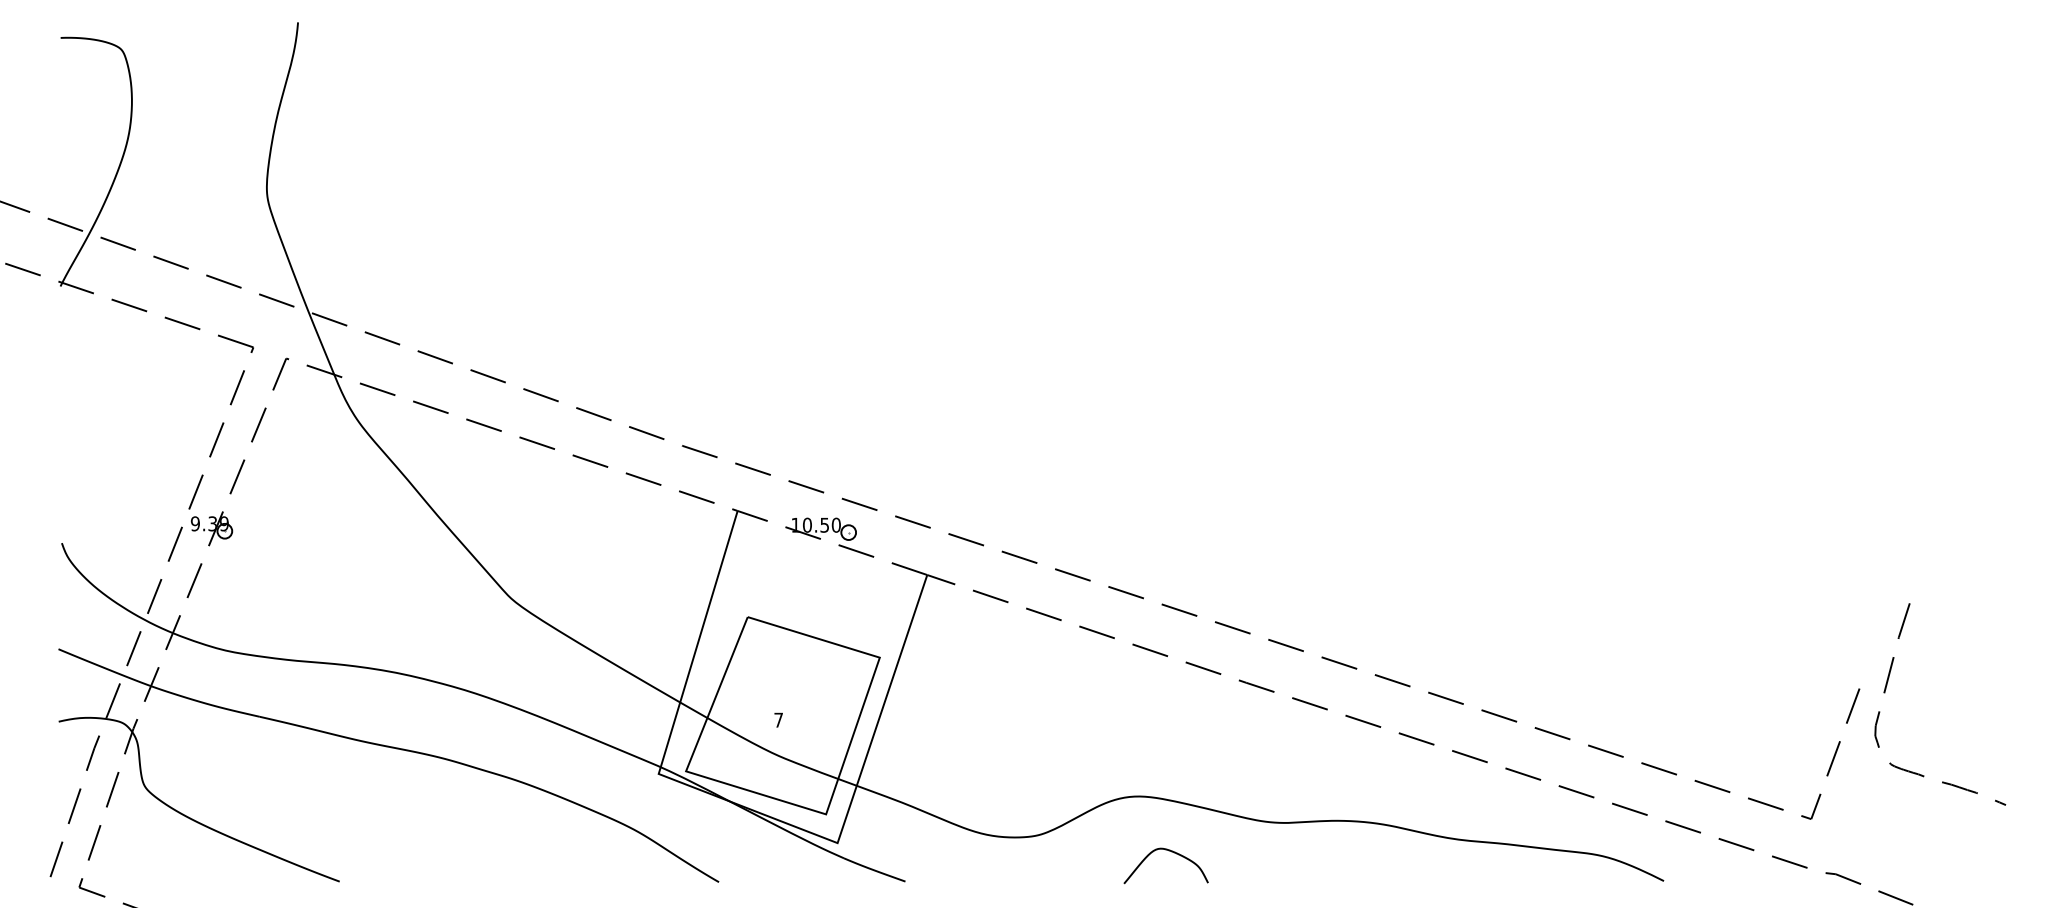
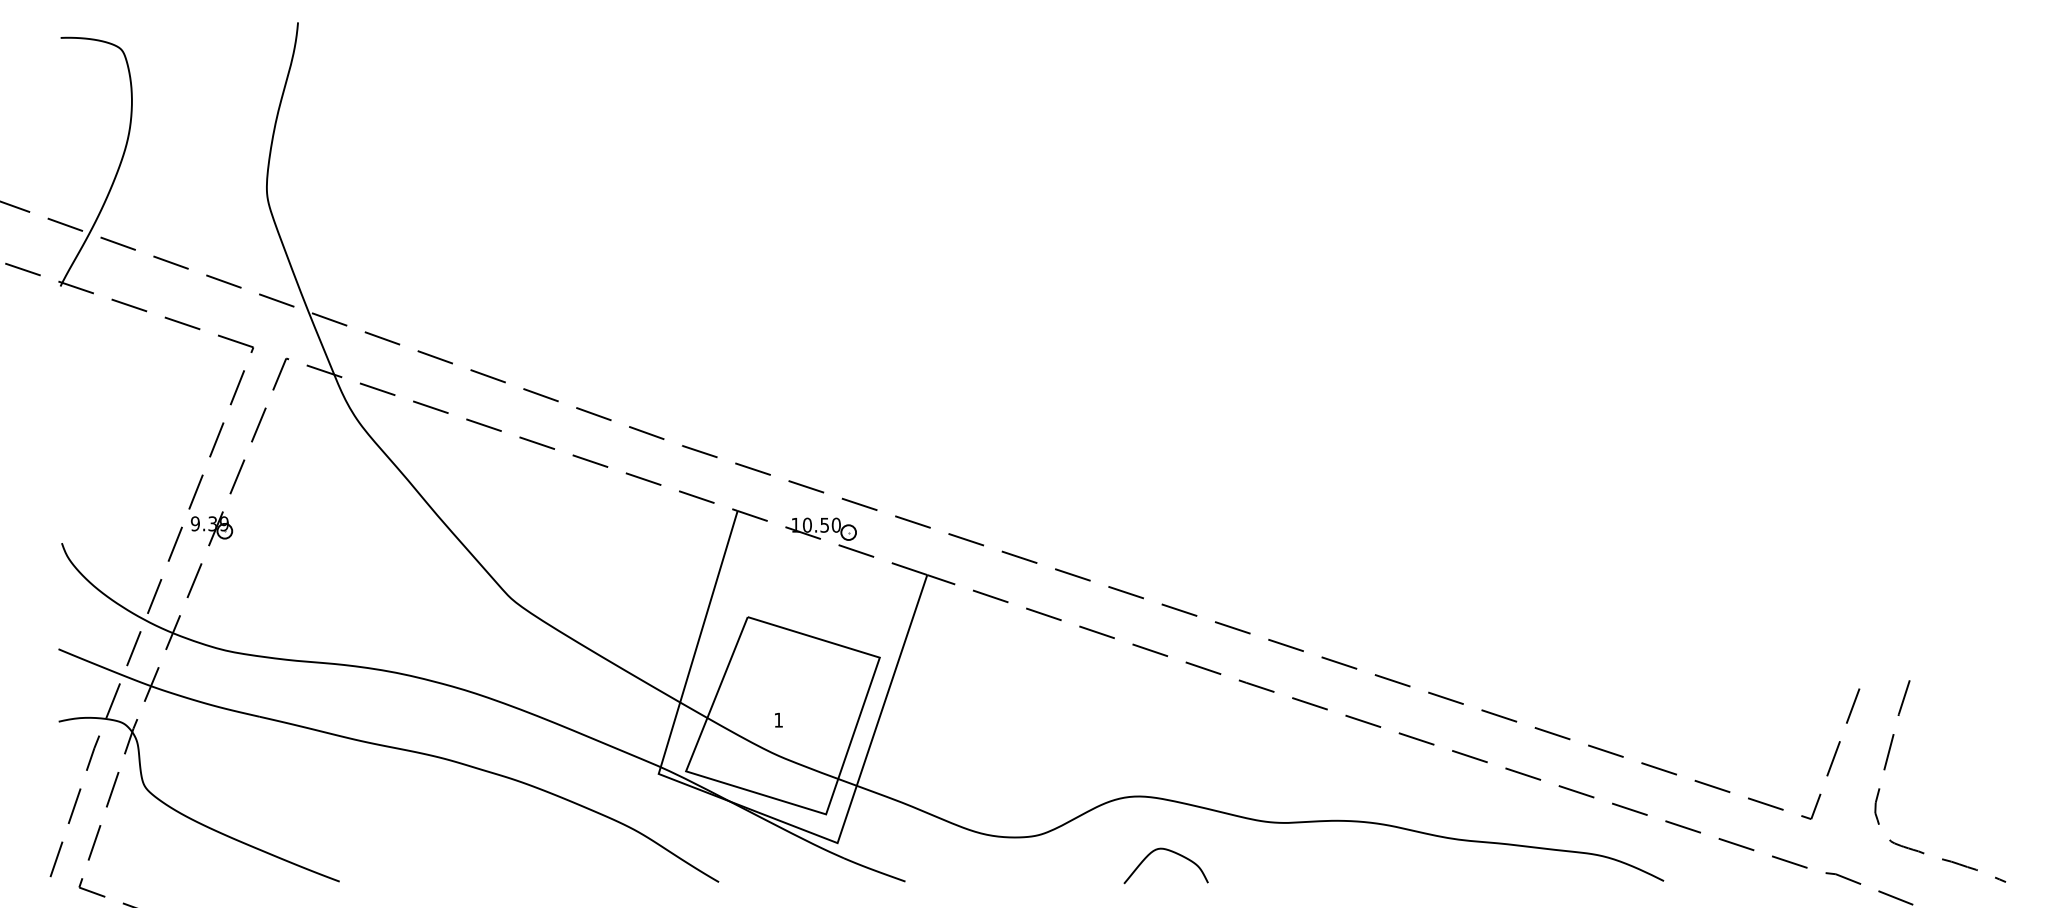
curve position: (1886, 689) -> (1886, 766) (1886, 766)
text: 7 -> 1 (778, 719)
